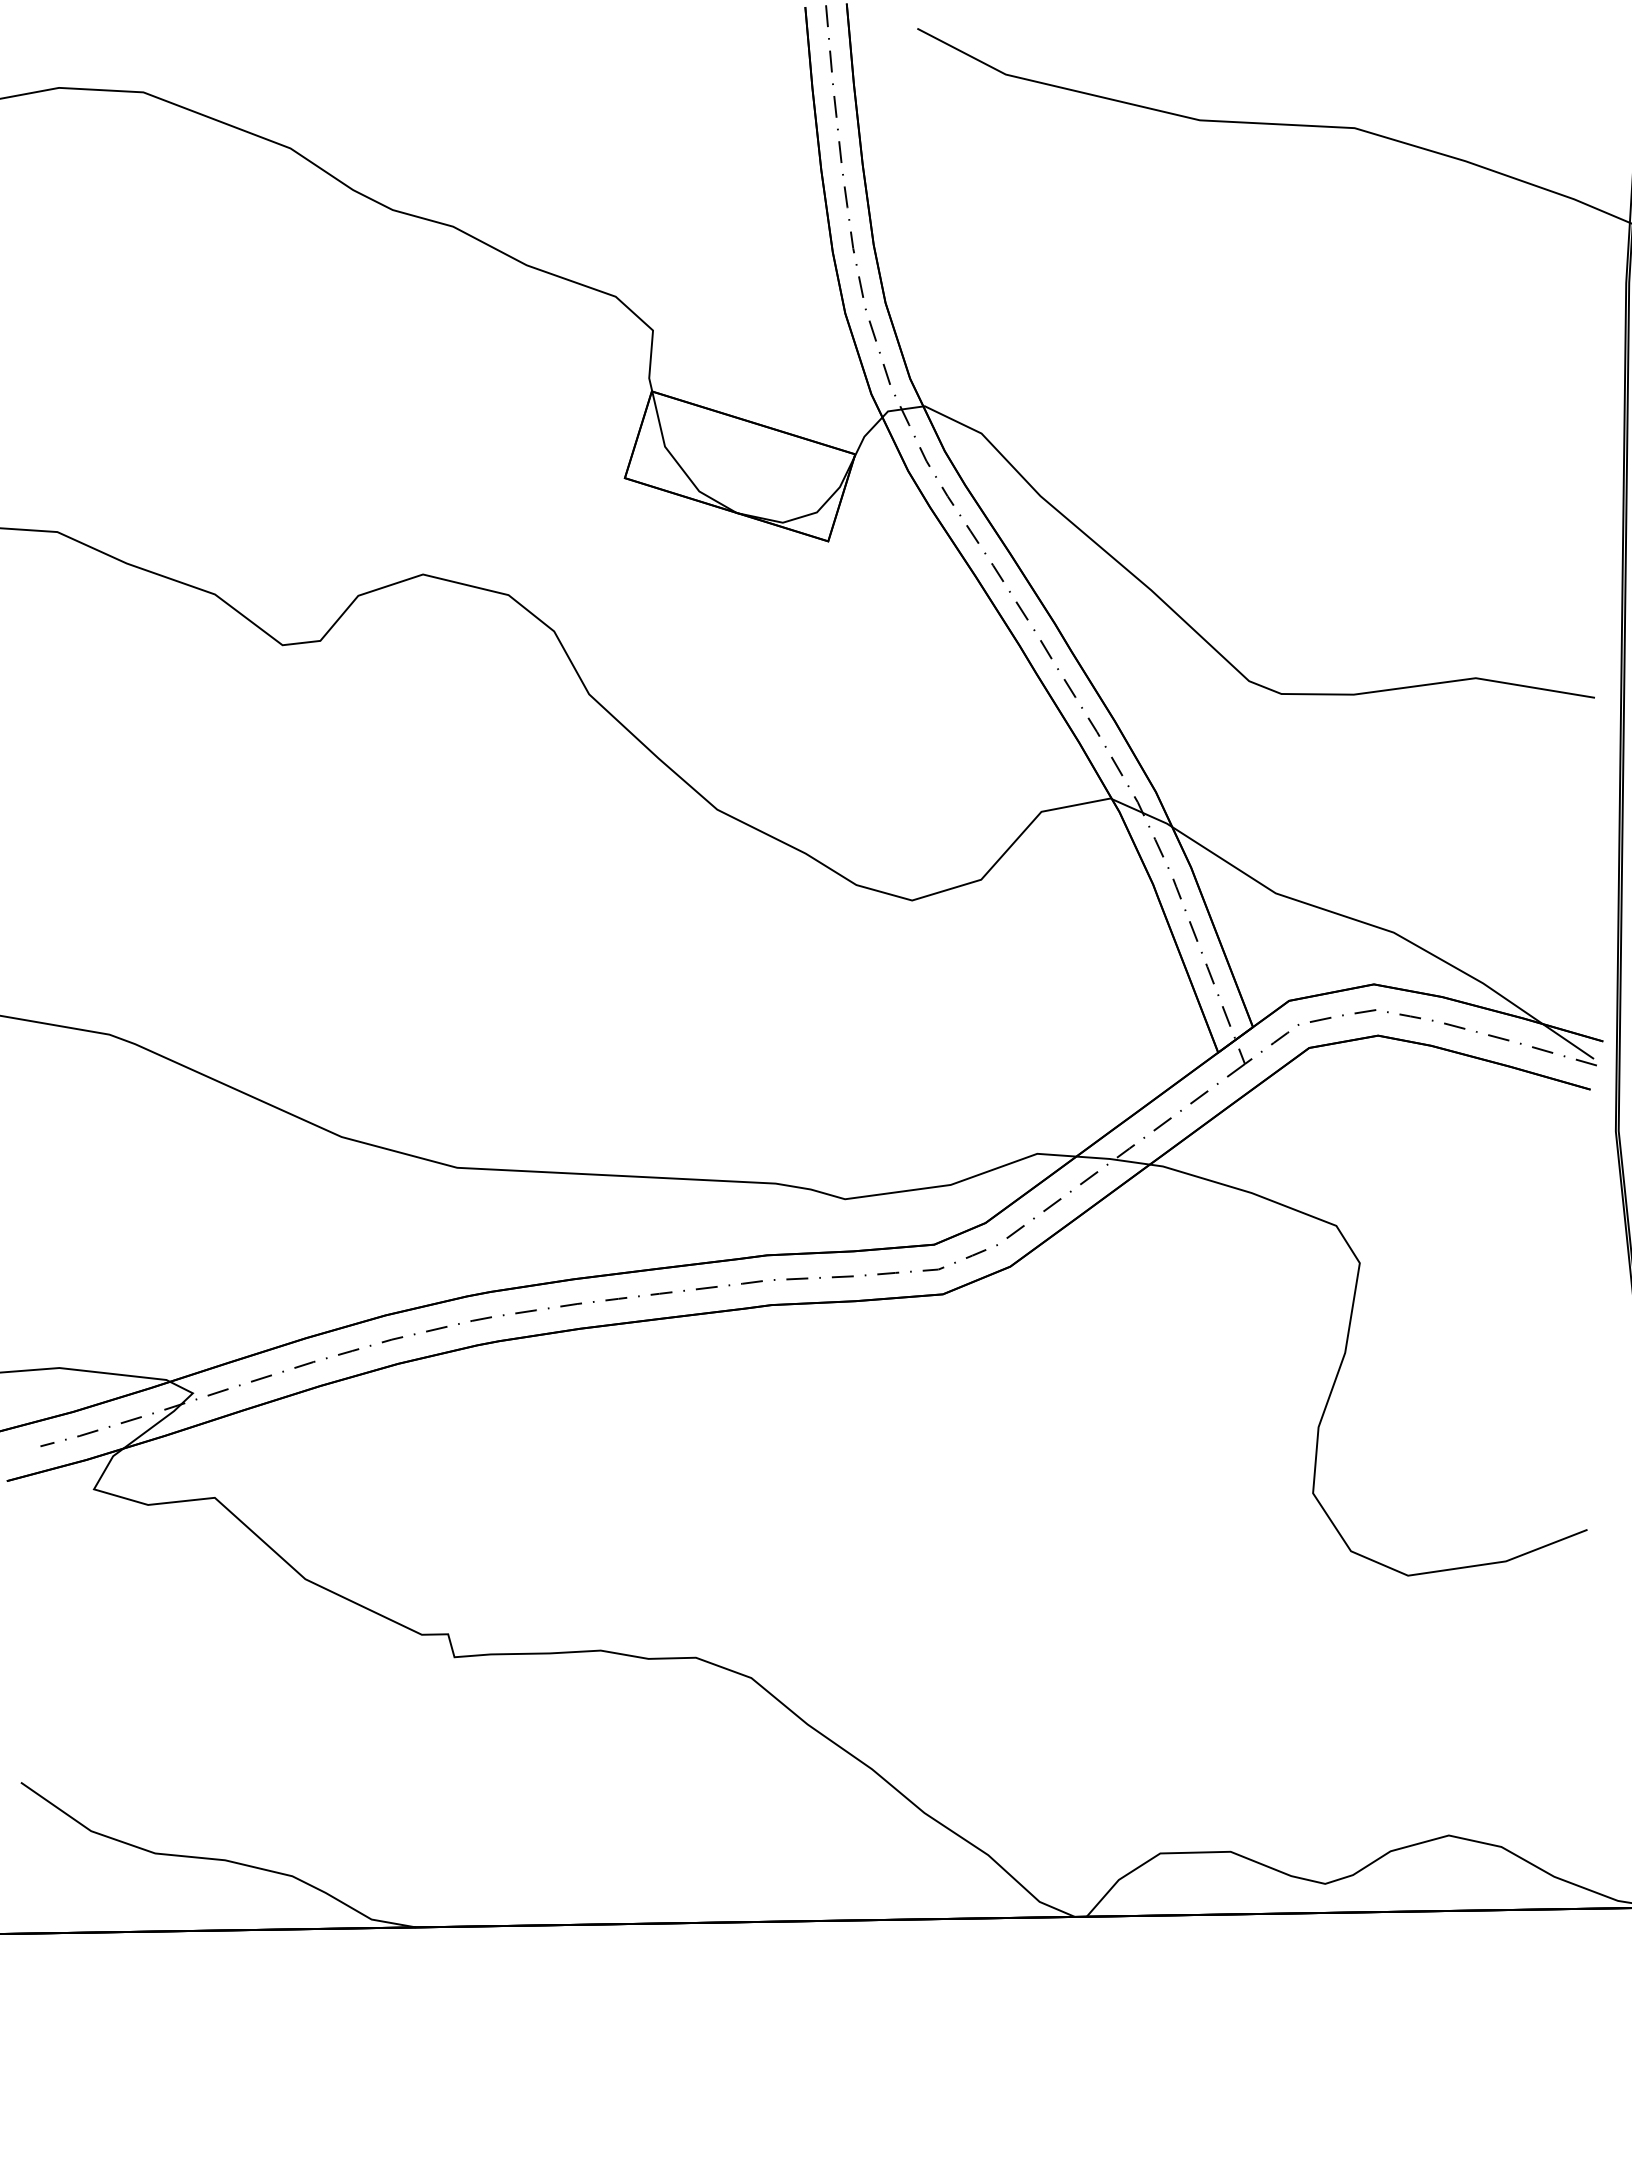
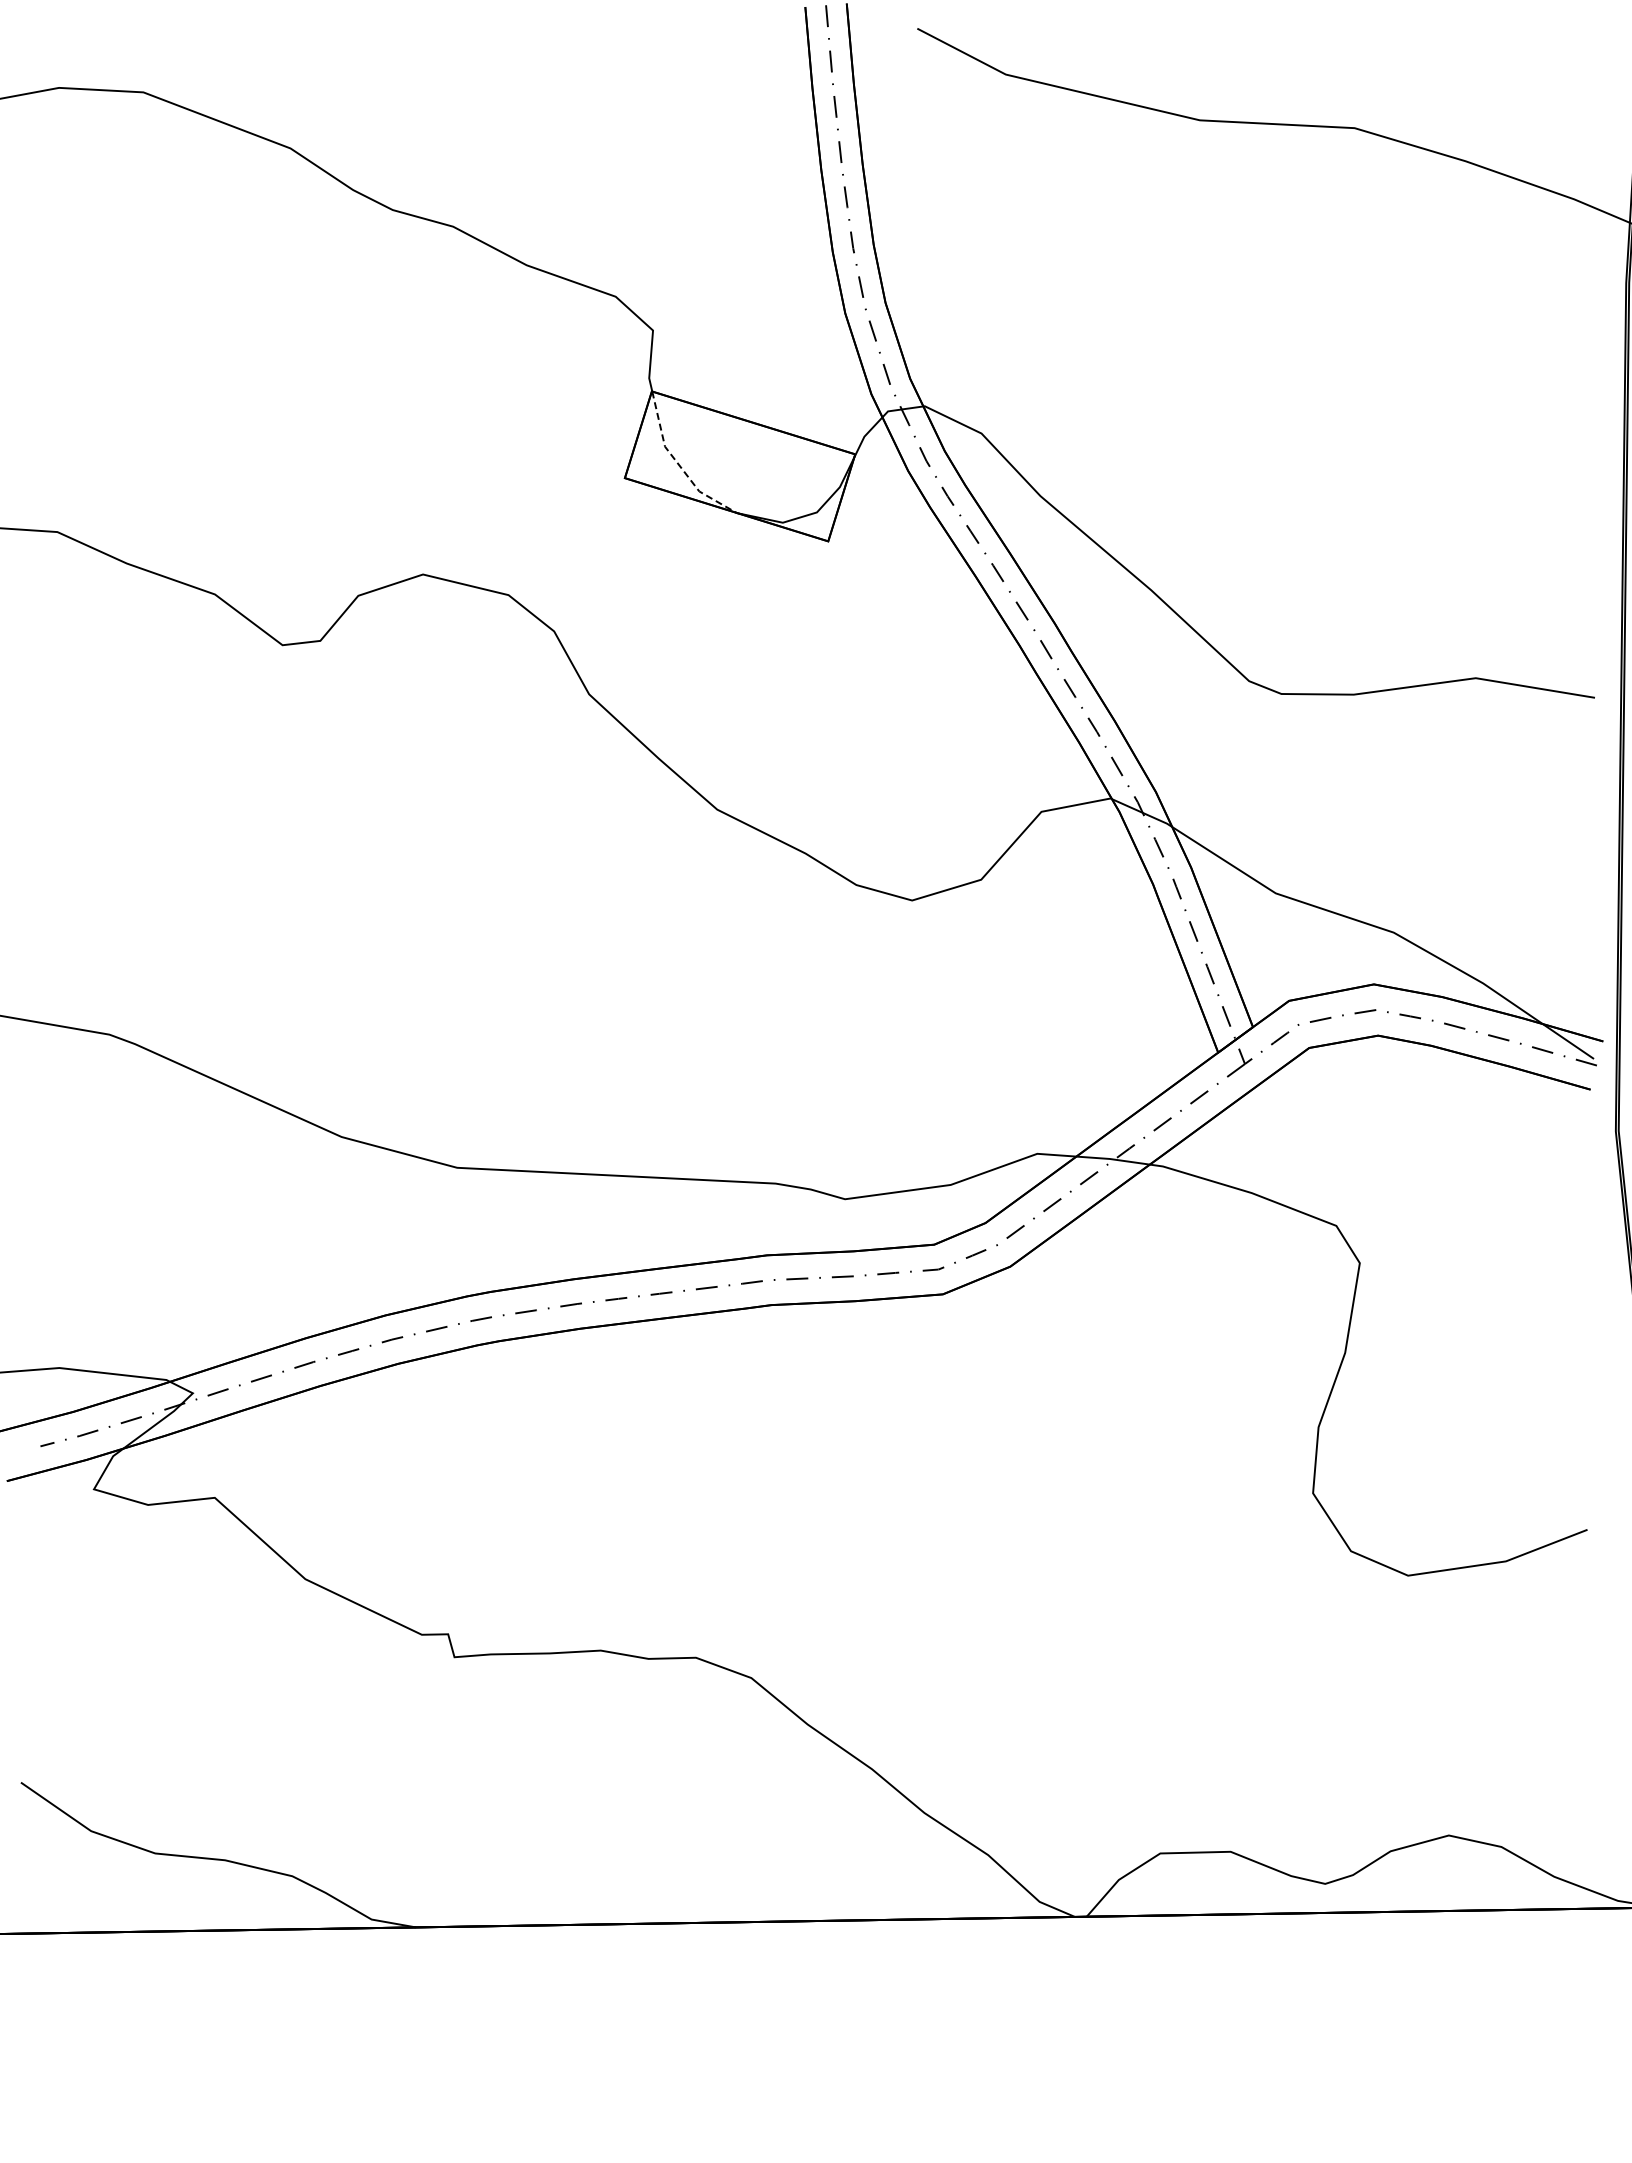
line: solid -> dashed (678, 463)
